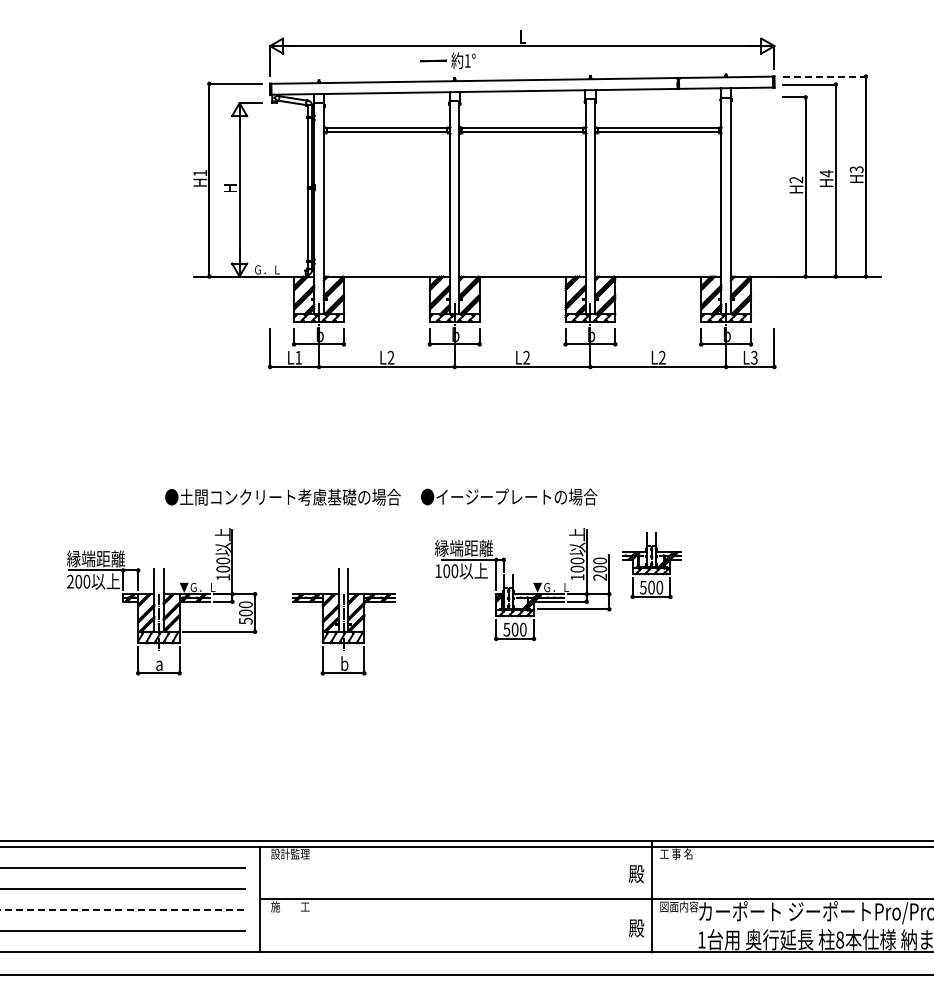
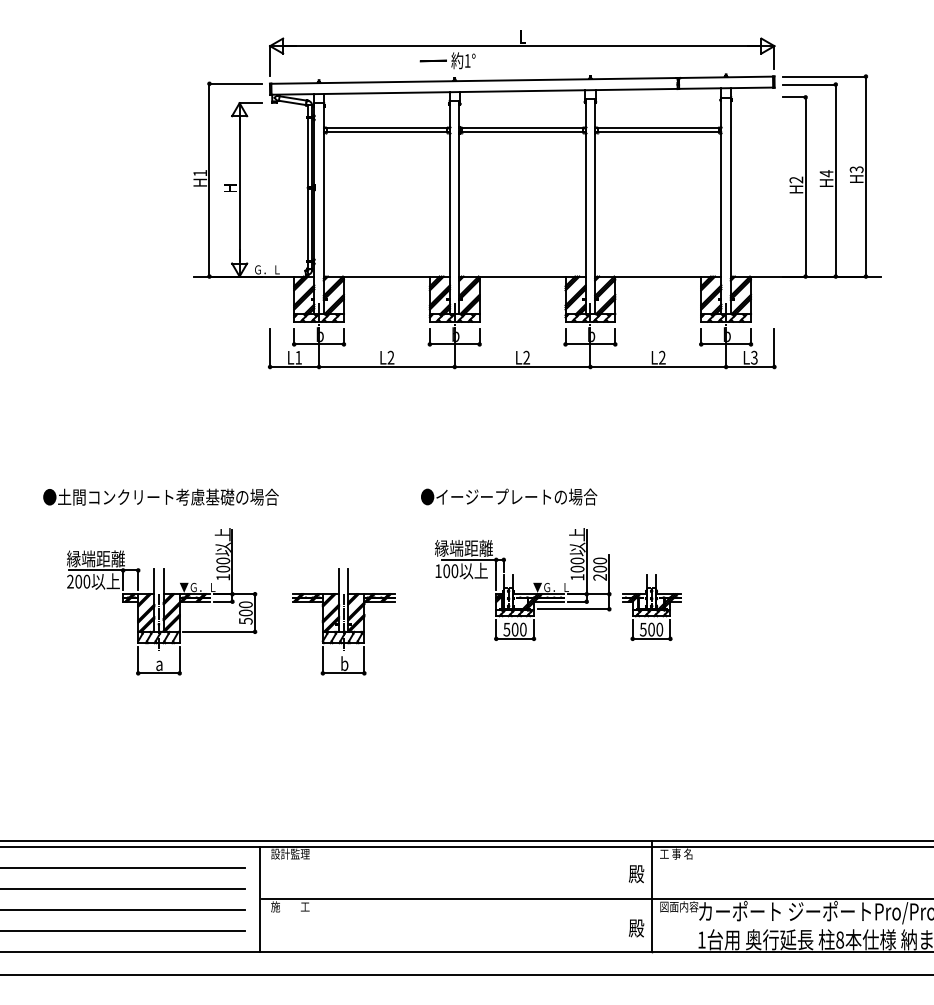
line: dashed -> solid (825, 76)
text position: (282, 496) -> (160, 496) (160, 496)
part position: (651, 565) -> (651, 607) (651, 607)
line: dashed -> solid (122, 910)
